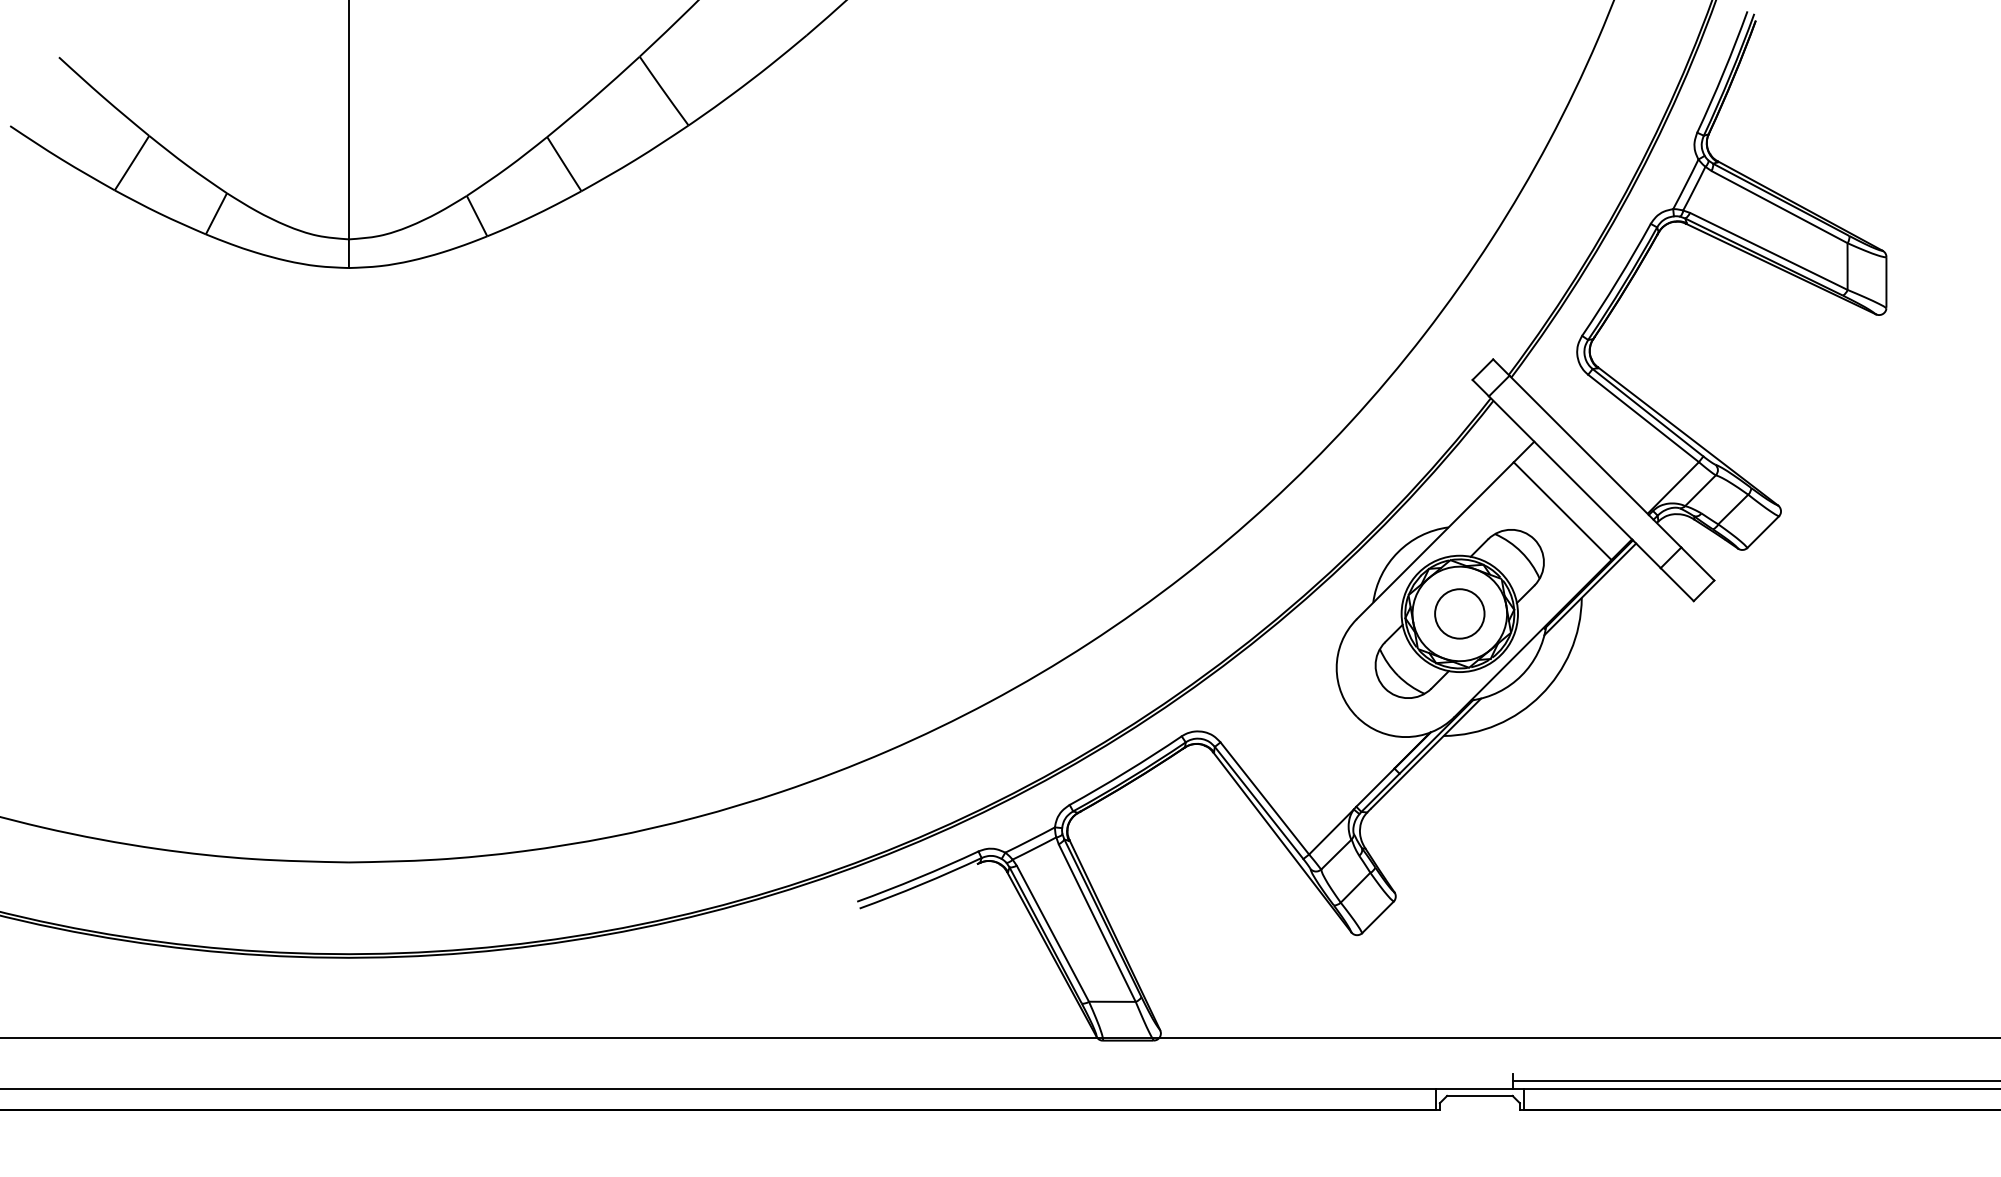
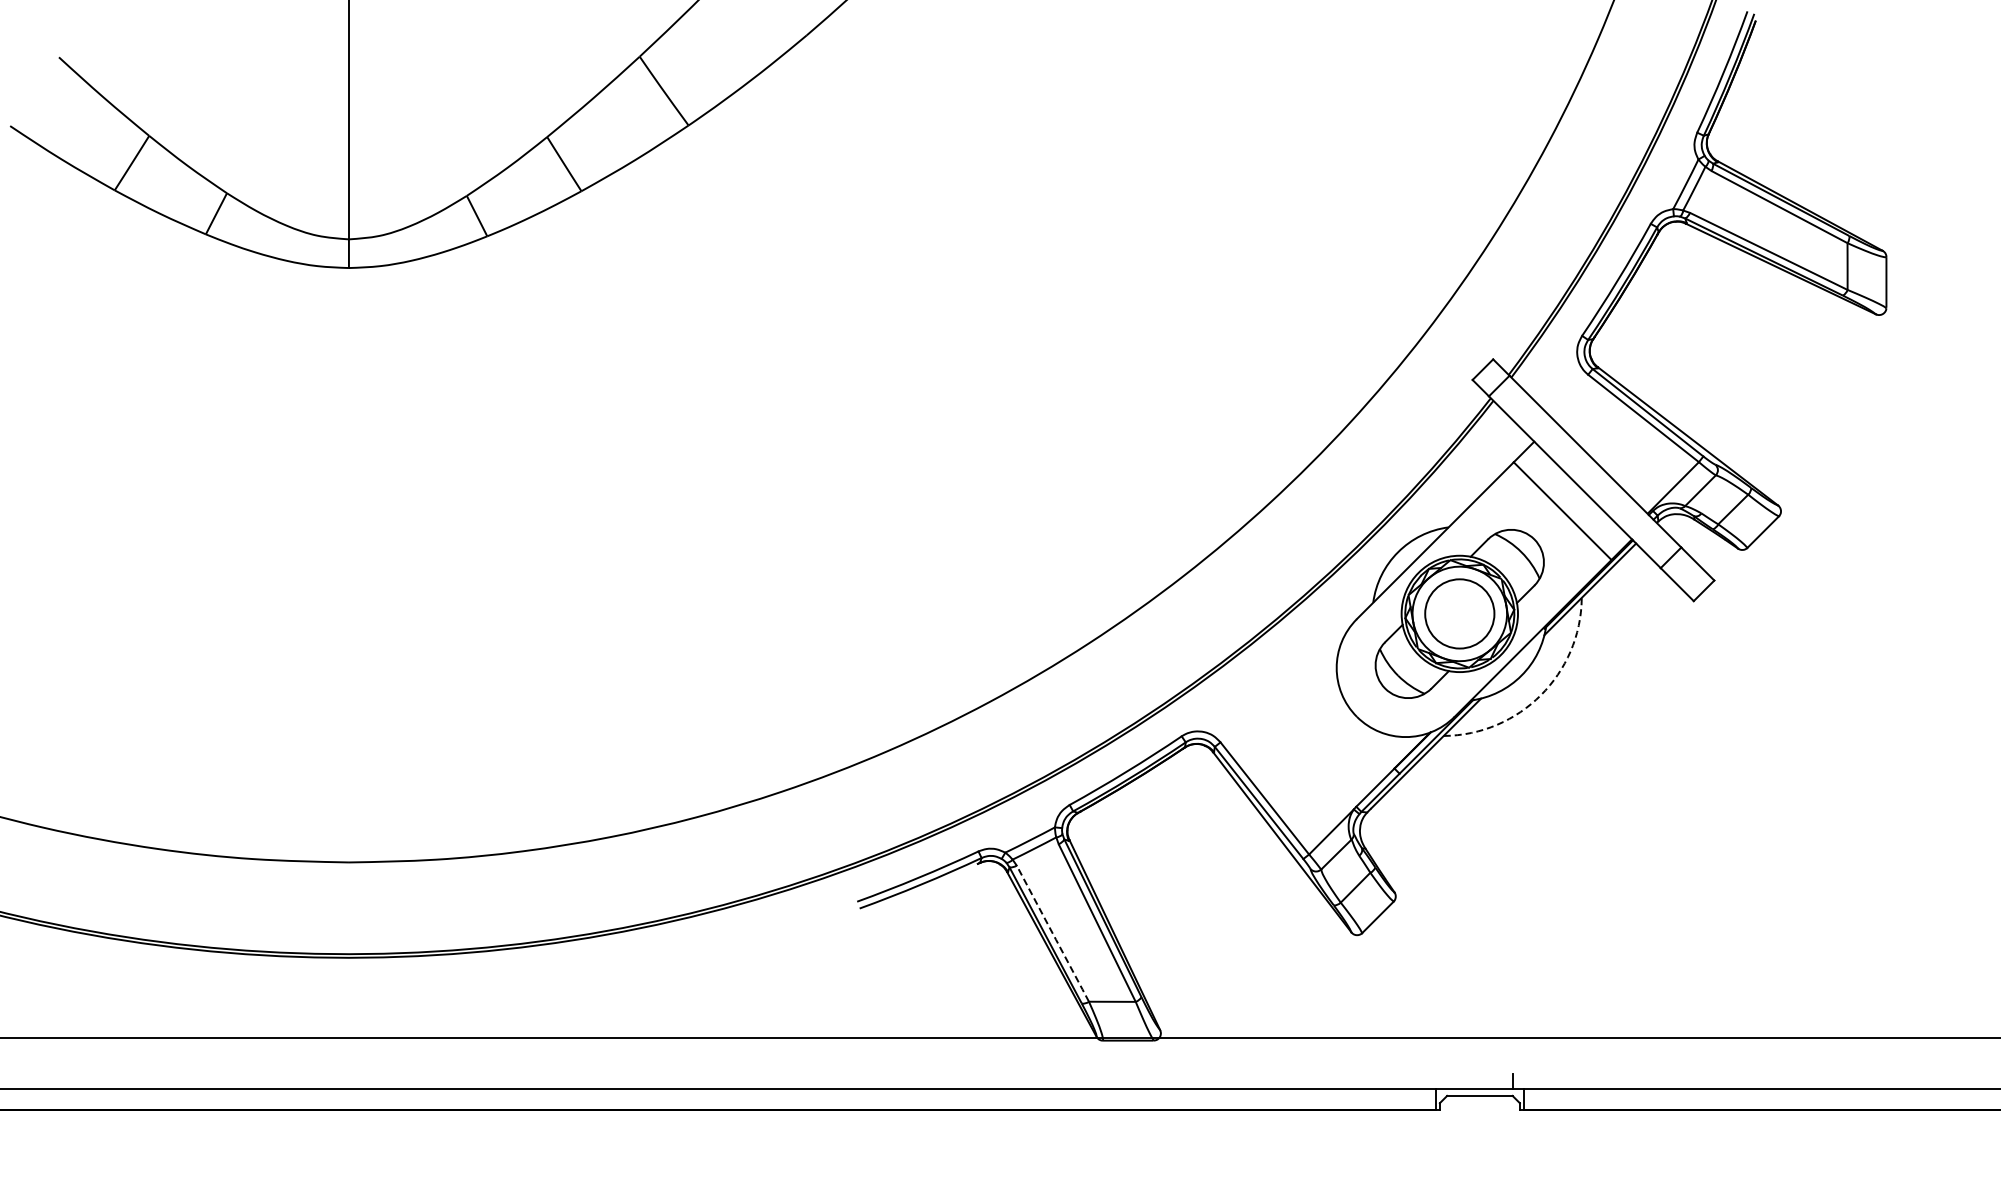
circle diameter: 49 px -> 69 px (1459, 613)
arc: solid -> dashed (1540, 695)
line: solid -> dashed (1053, 935)
line: present -> none (1754, 1081)
